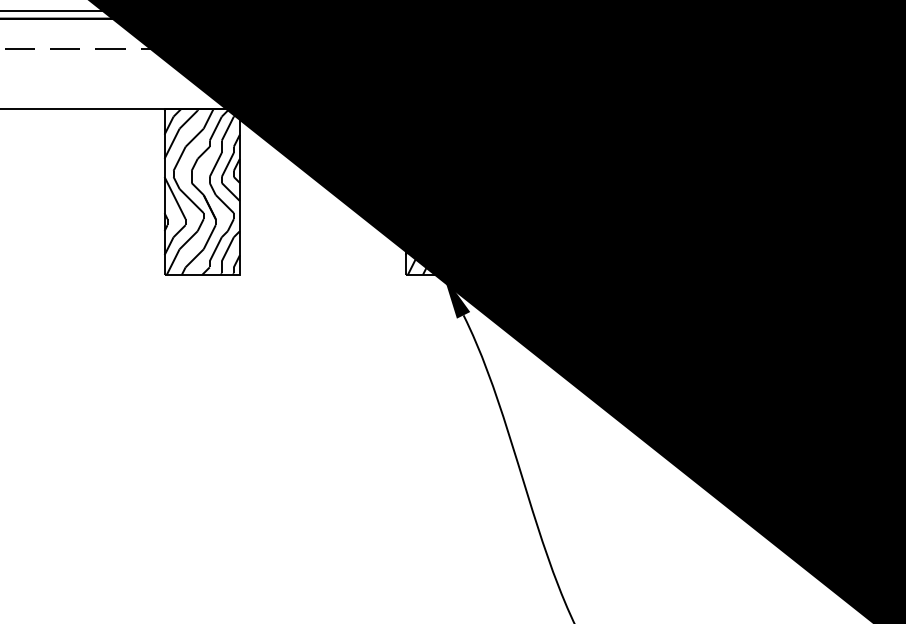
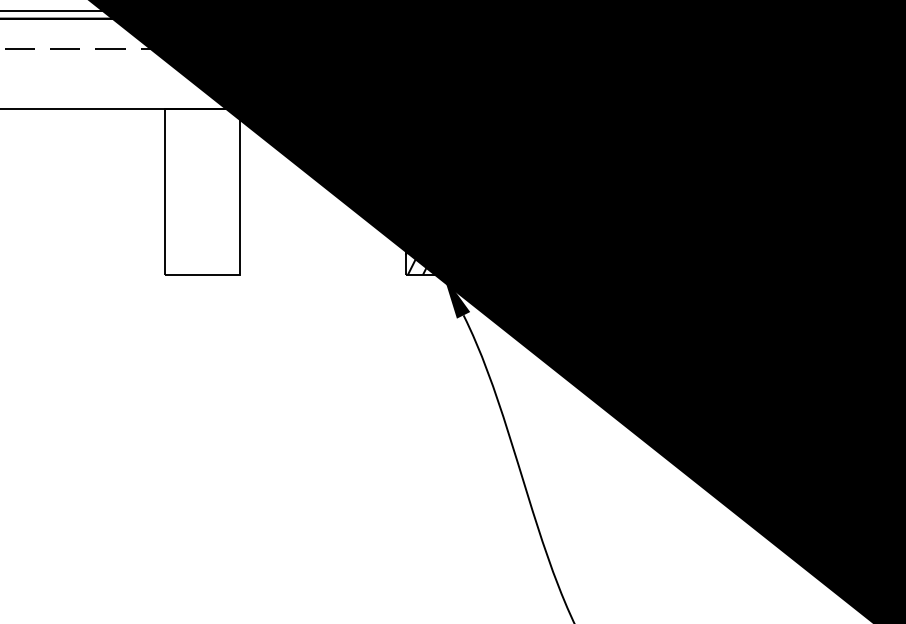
hatch: present -> none (201, 191)
